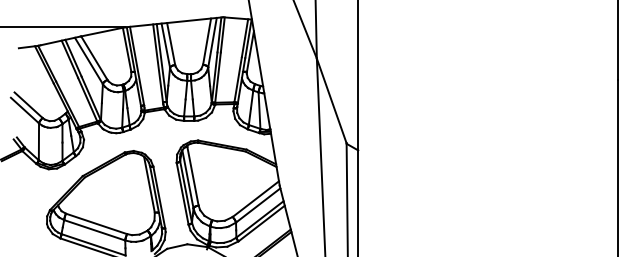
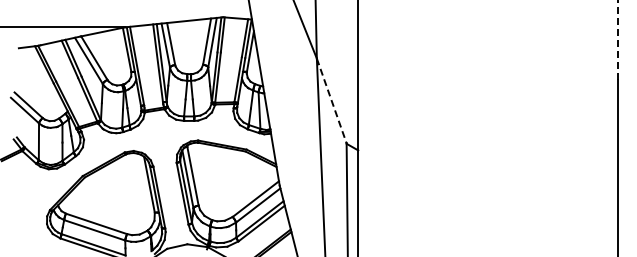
line: solid -> dashed (617, 40)
line: solid -> dashed (331, 100)
